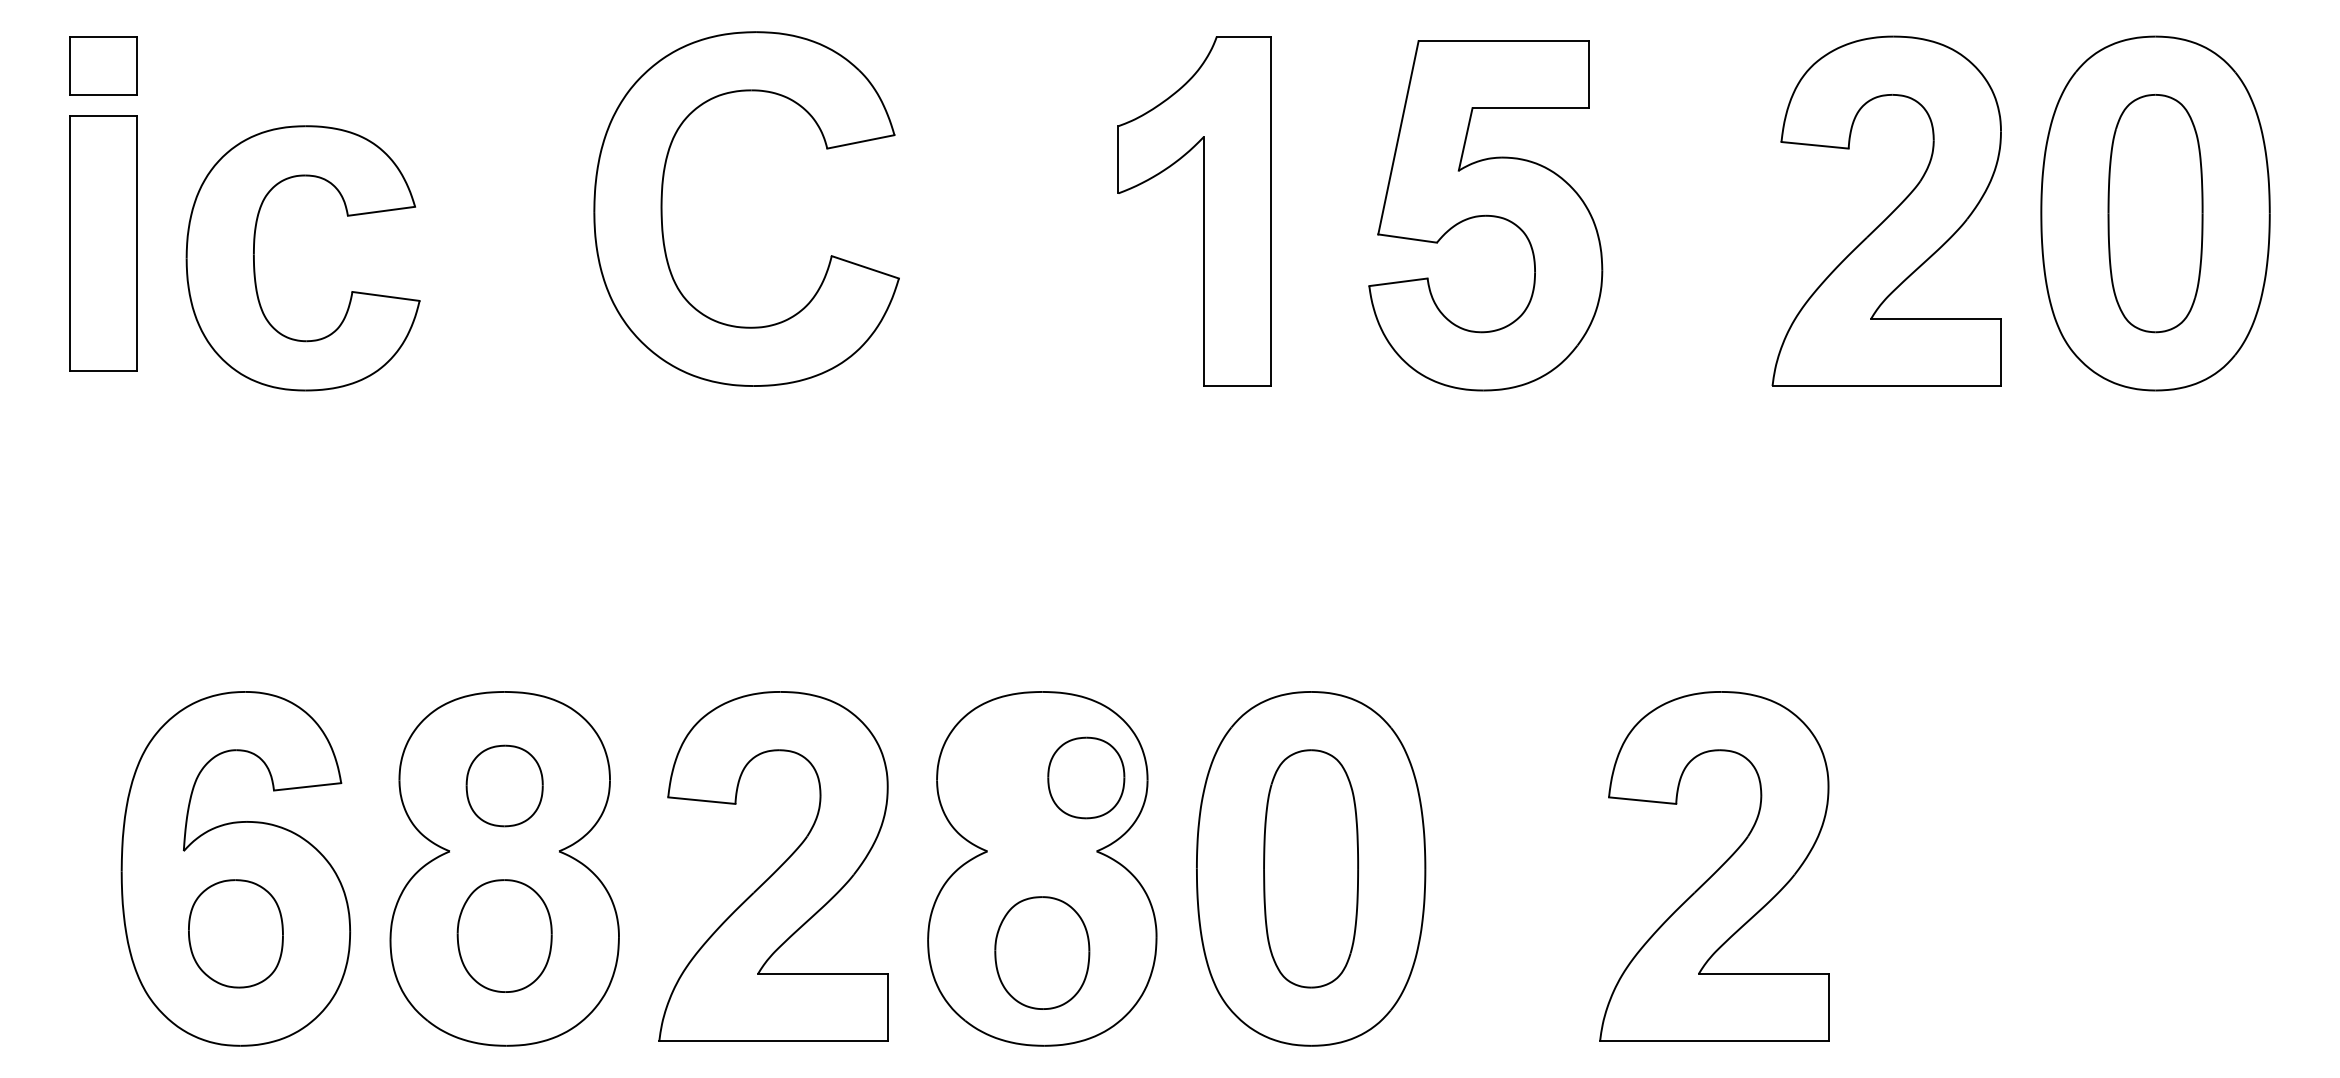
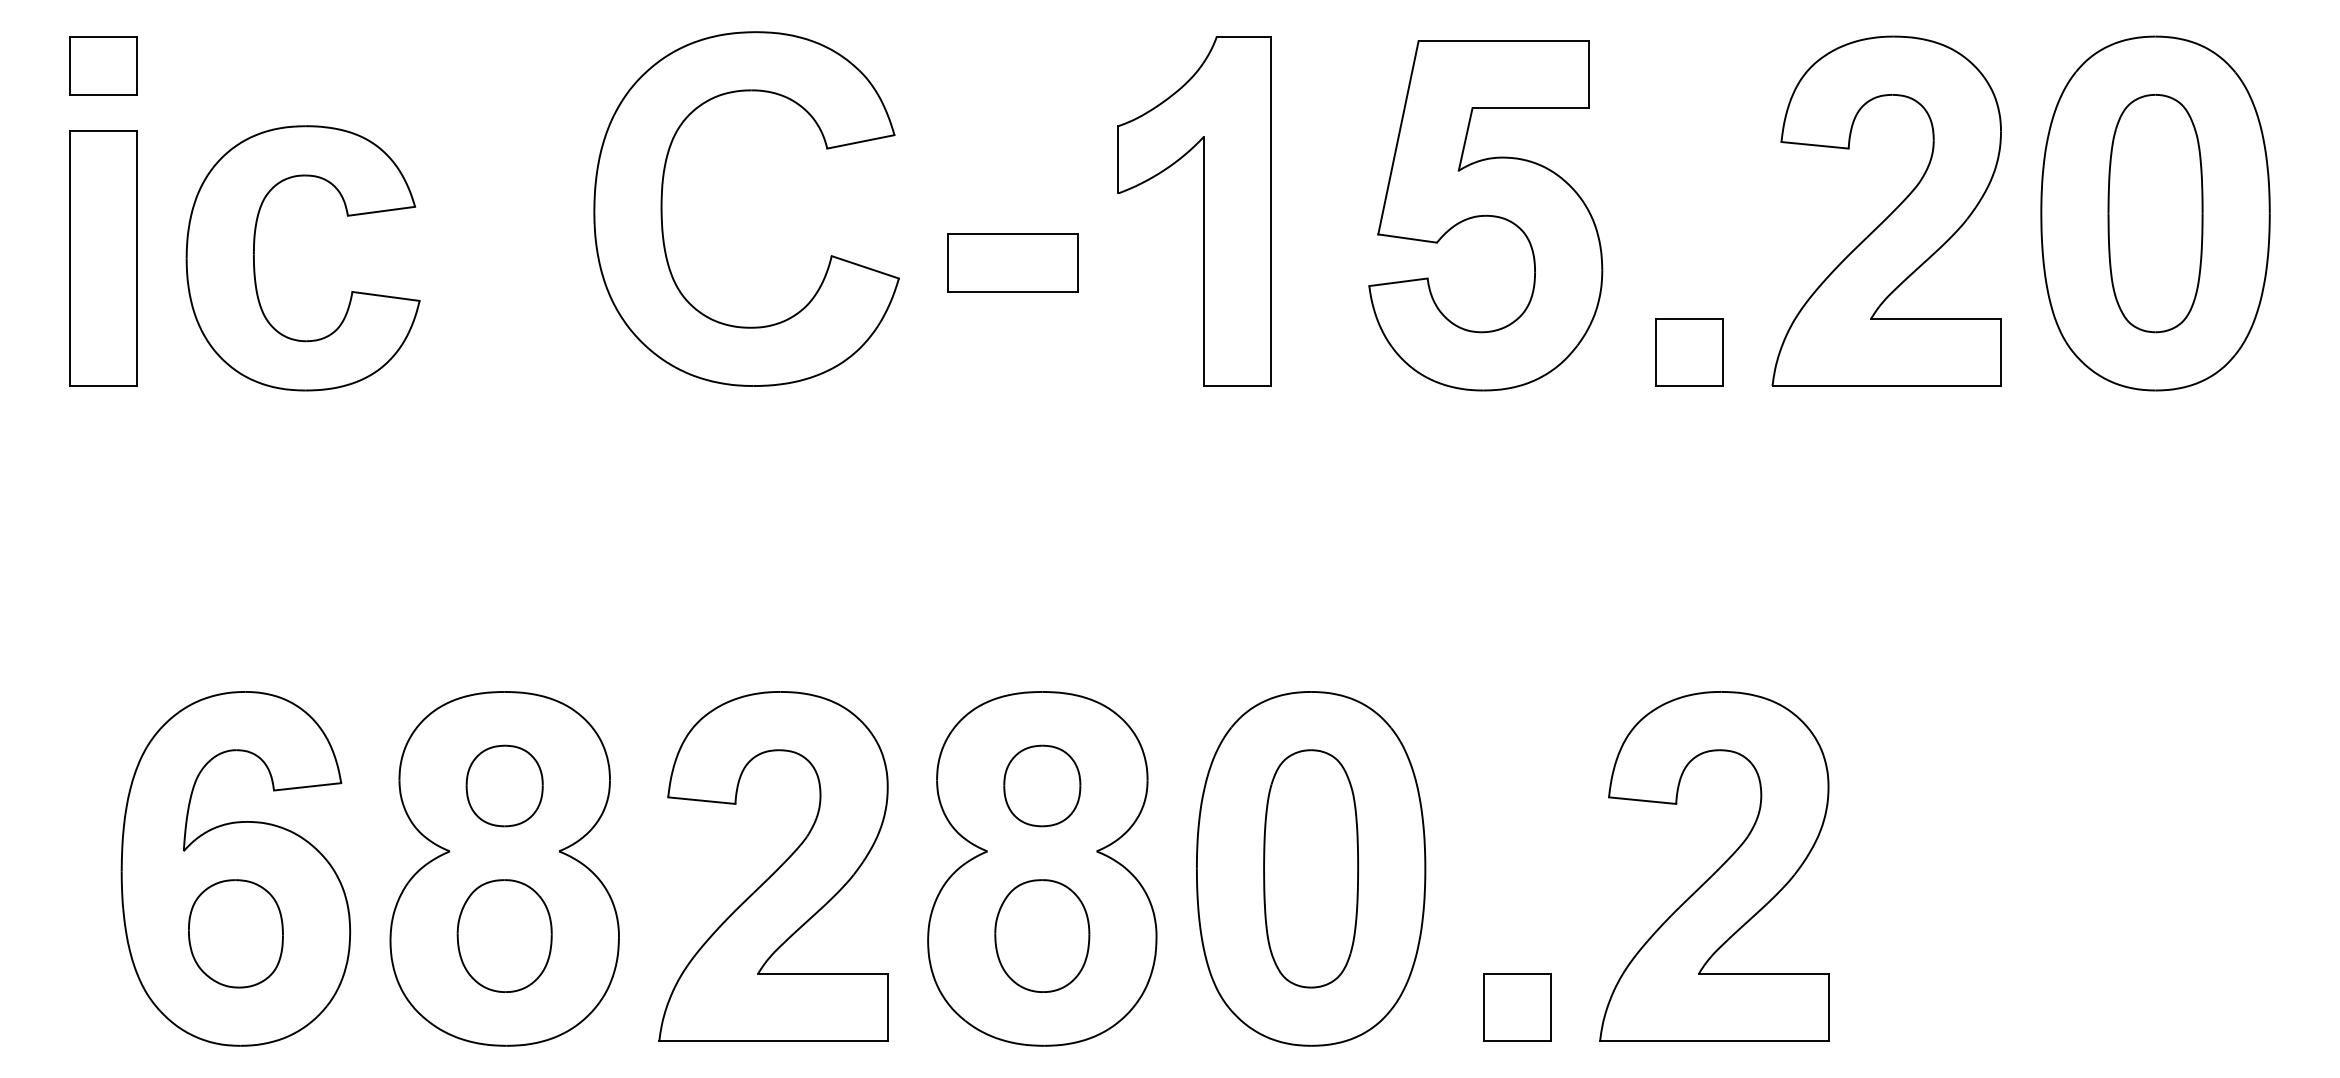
part position: (103, 243) -> (103, 258) (103, 258)
part: none -> present (1012, 262)
part: none -> present (1689, 352)
part position: (1086, 777) -> (1042, 785) (1042, 785)
part position: (1042, 952) -> (1042, 935) (1042, 935)
part: none -> present (1517, 1007)
